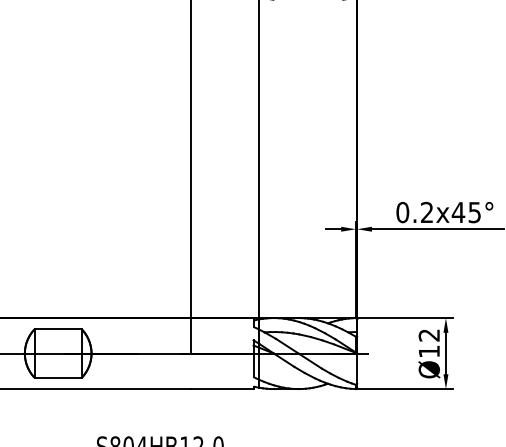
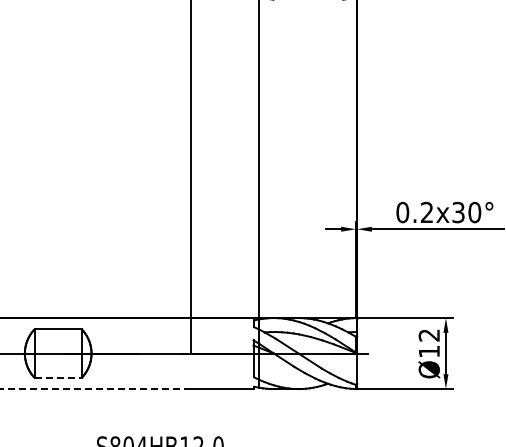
text: 0.2x45° -> 0.2x30° (466, 212)
line: solid -> dashed (58, 377)
line: solid -> dashed (95, 389)
